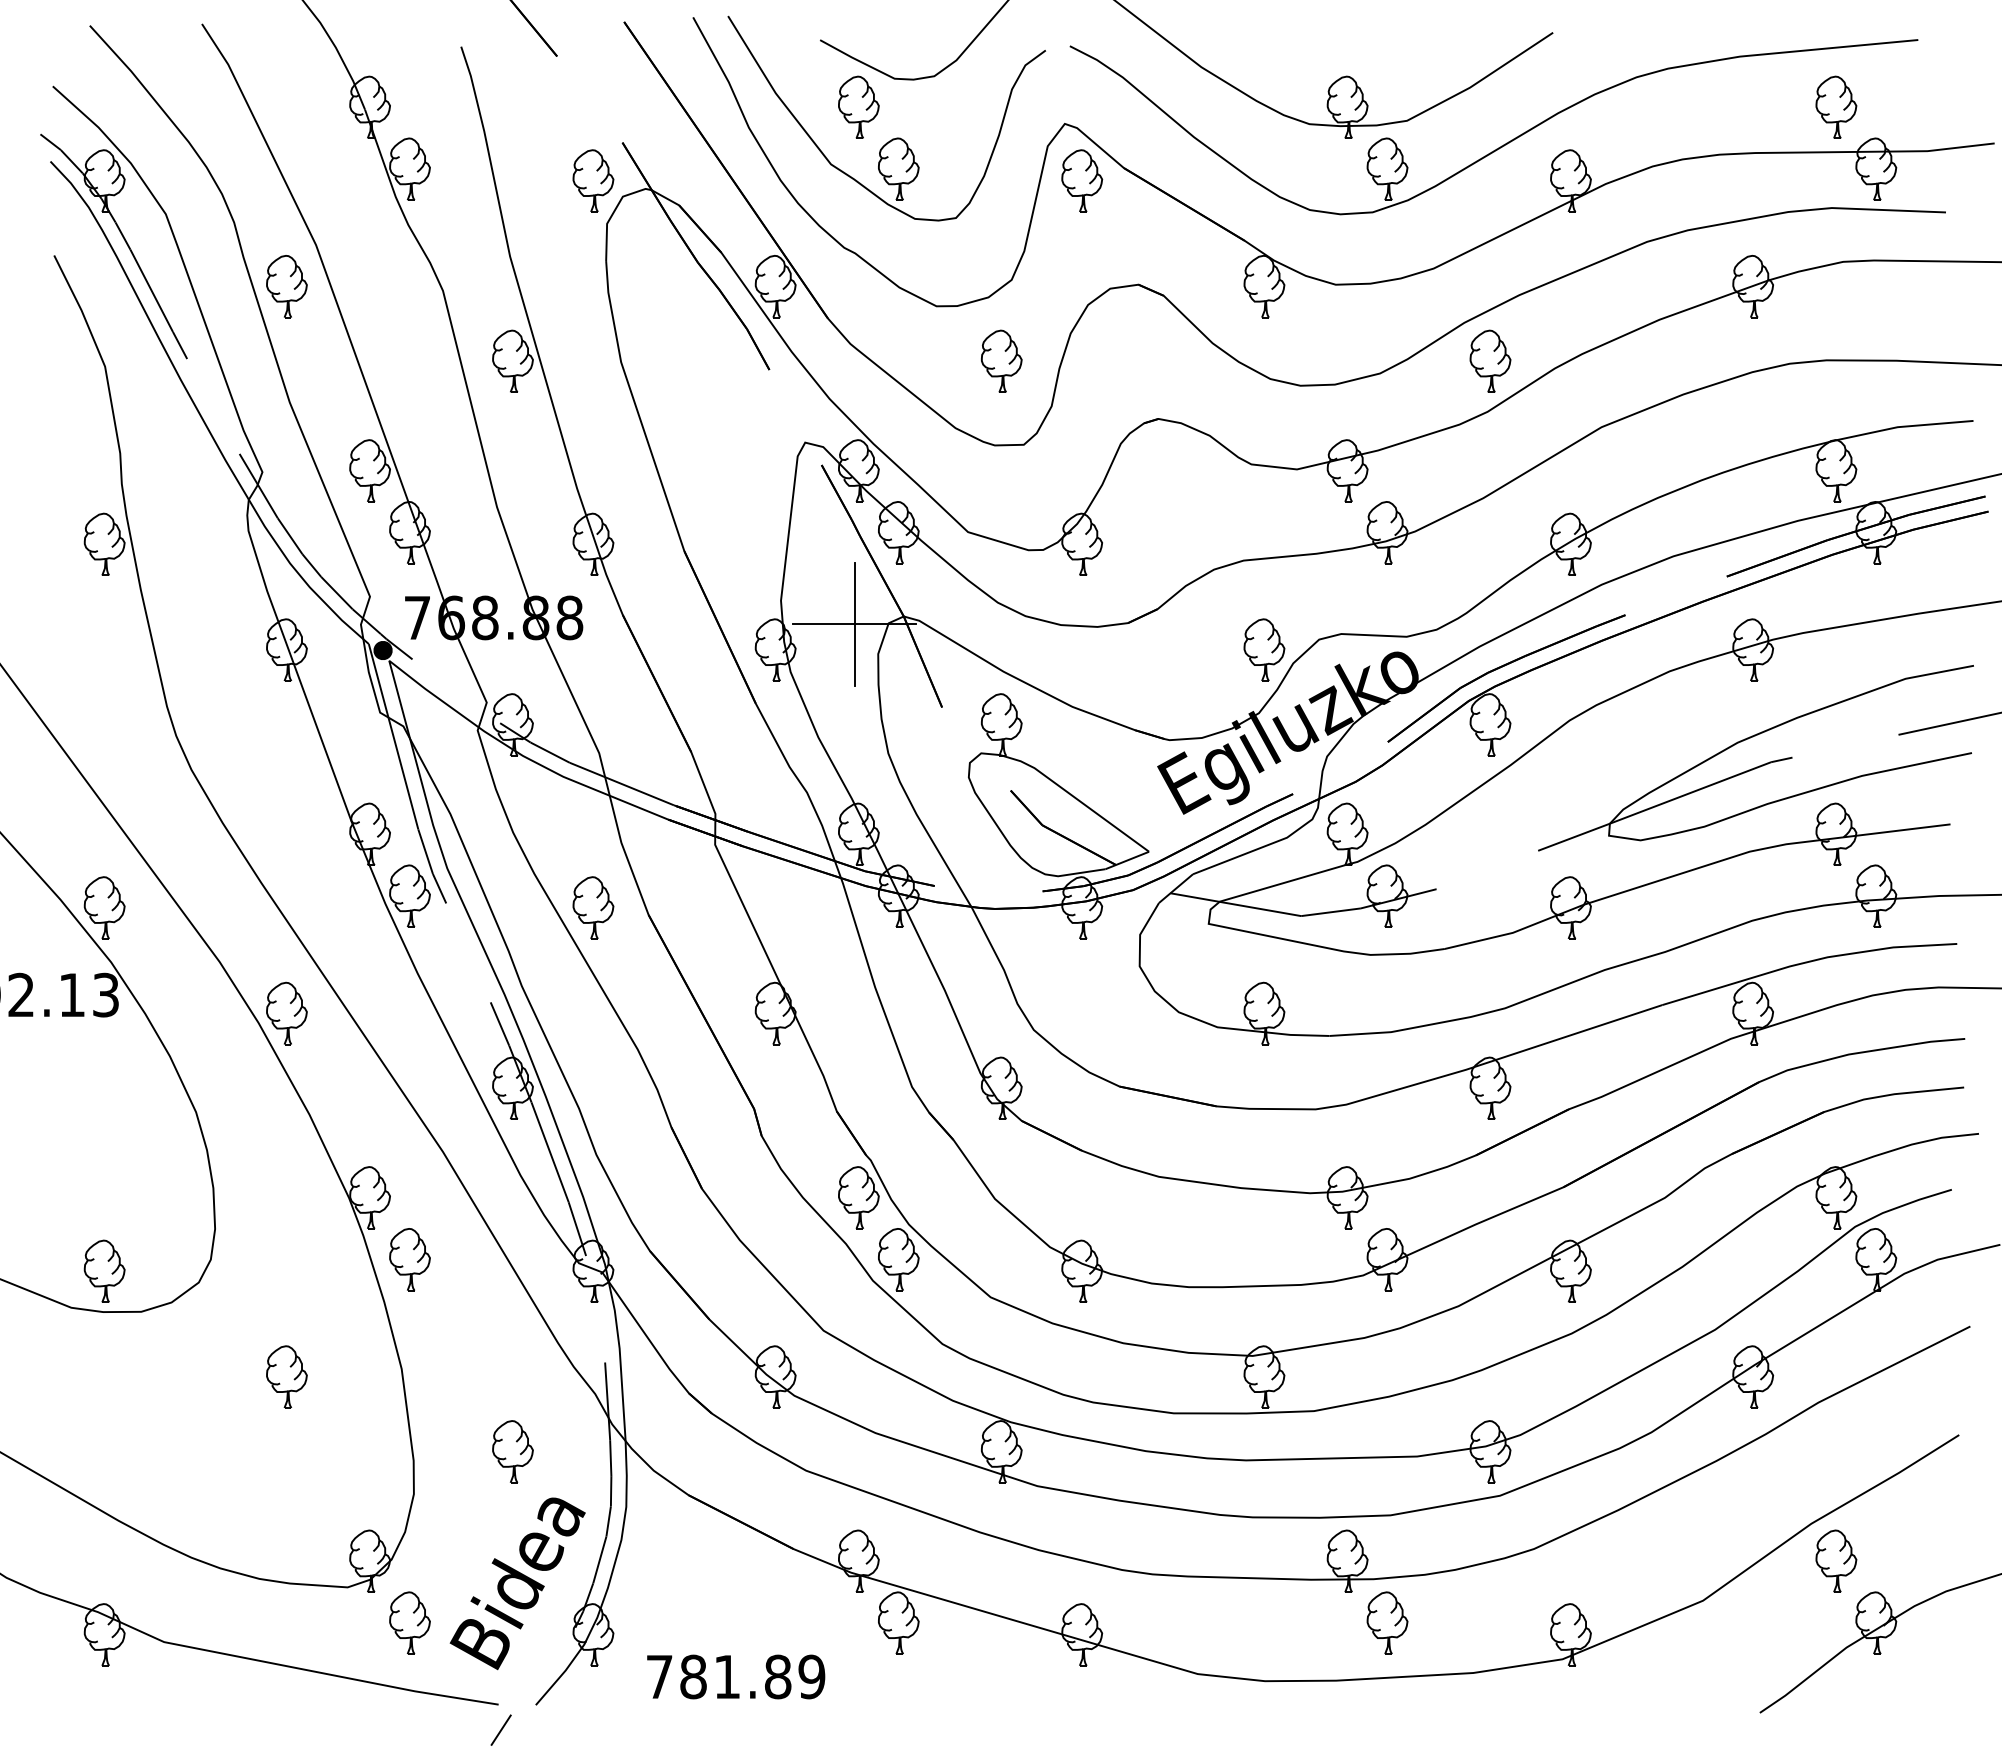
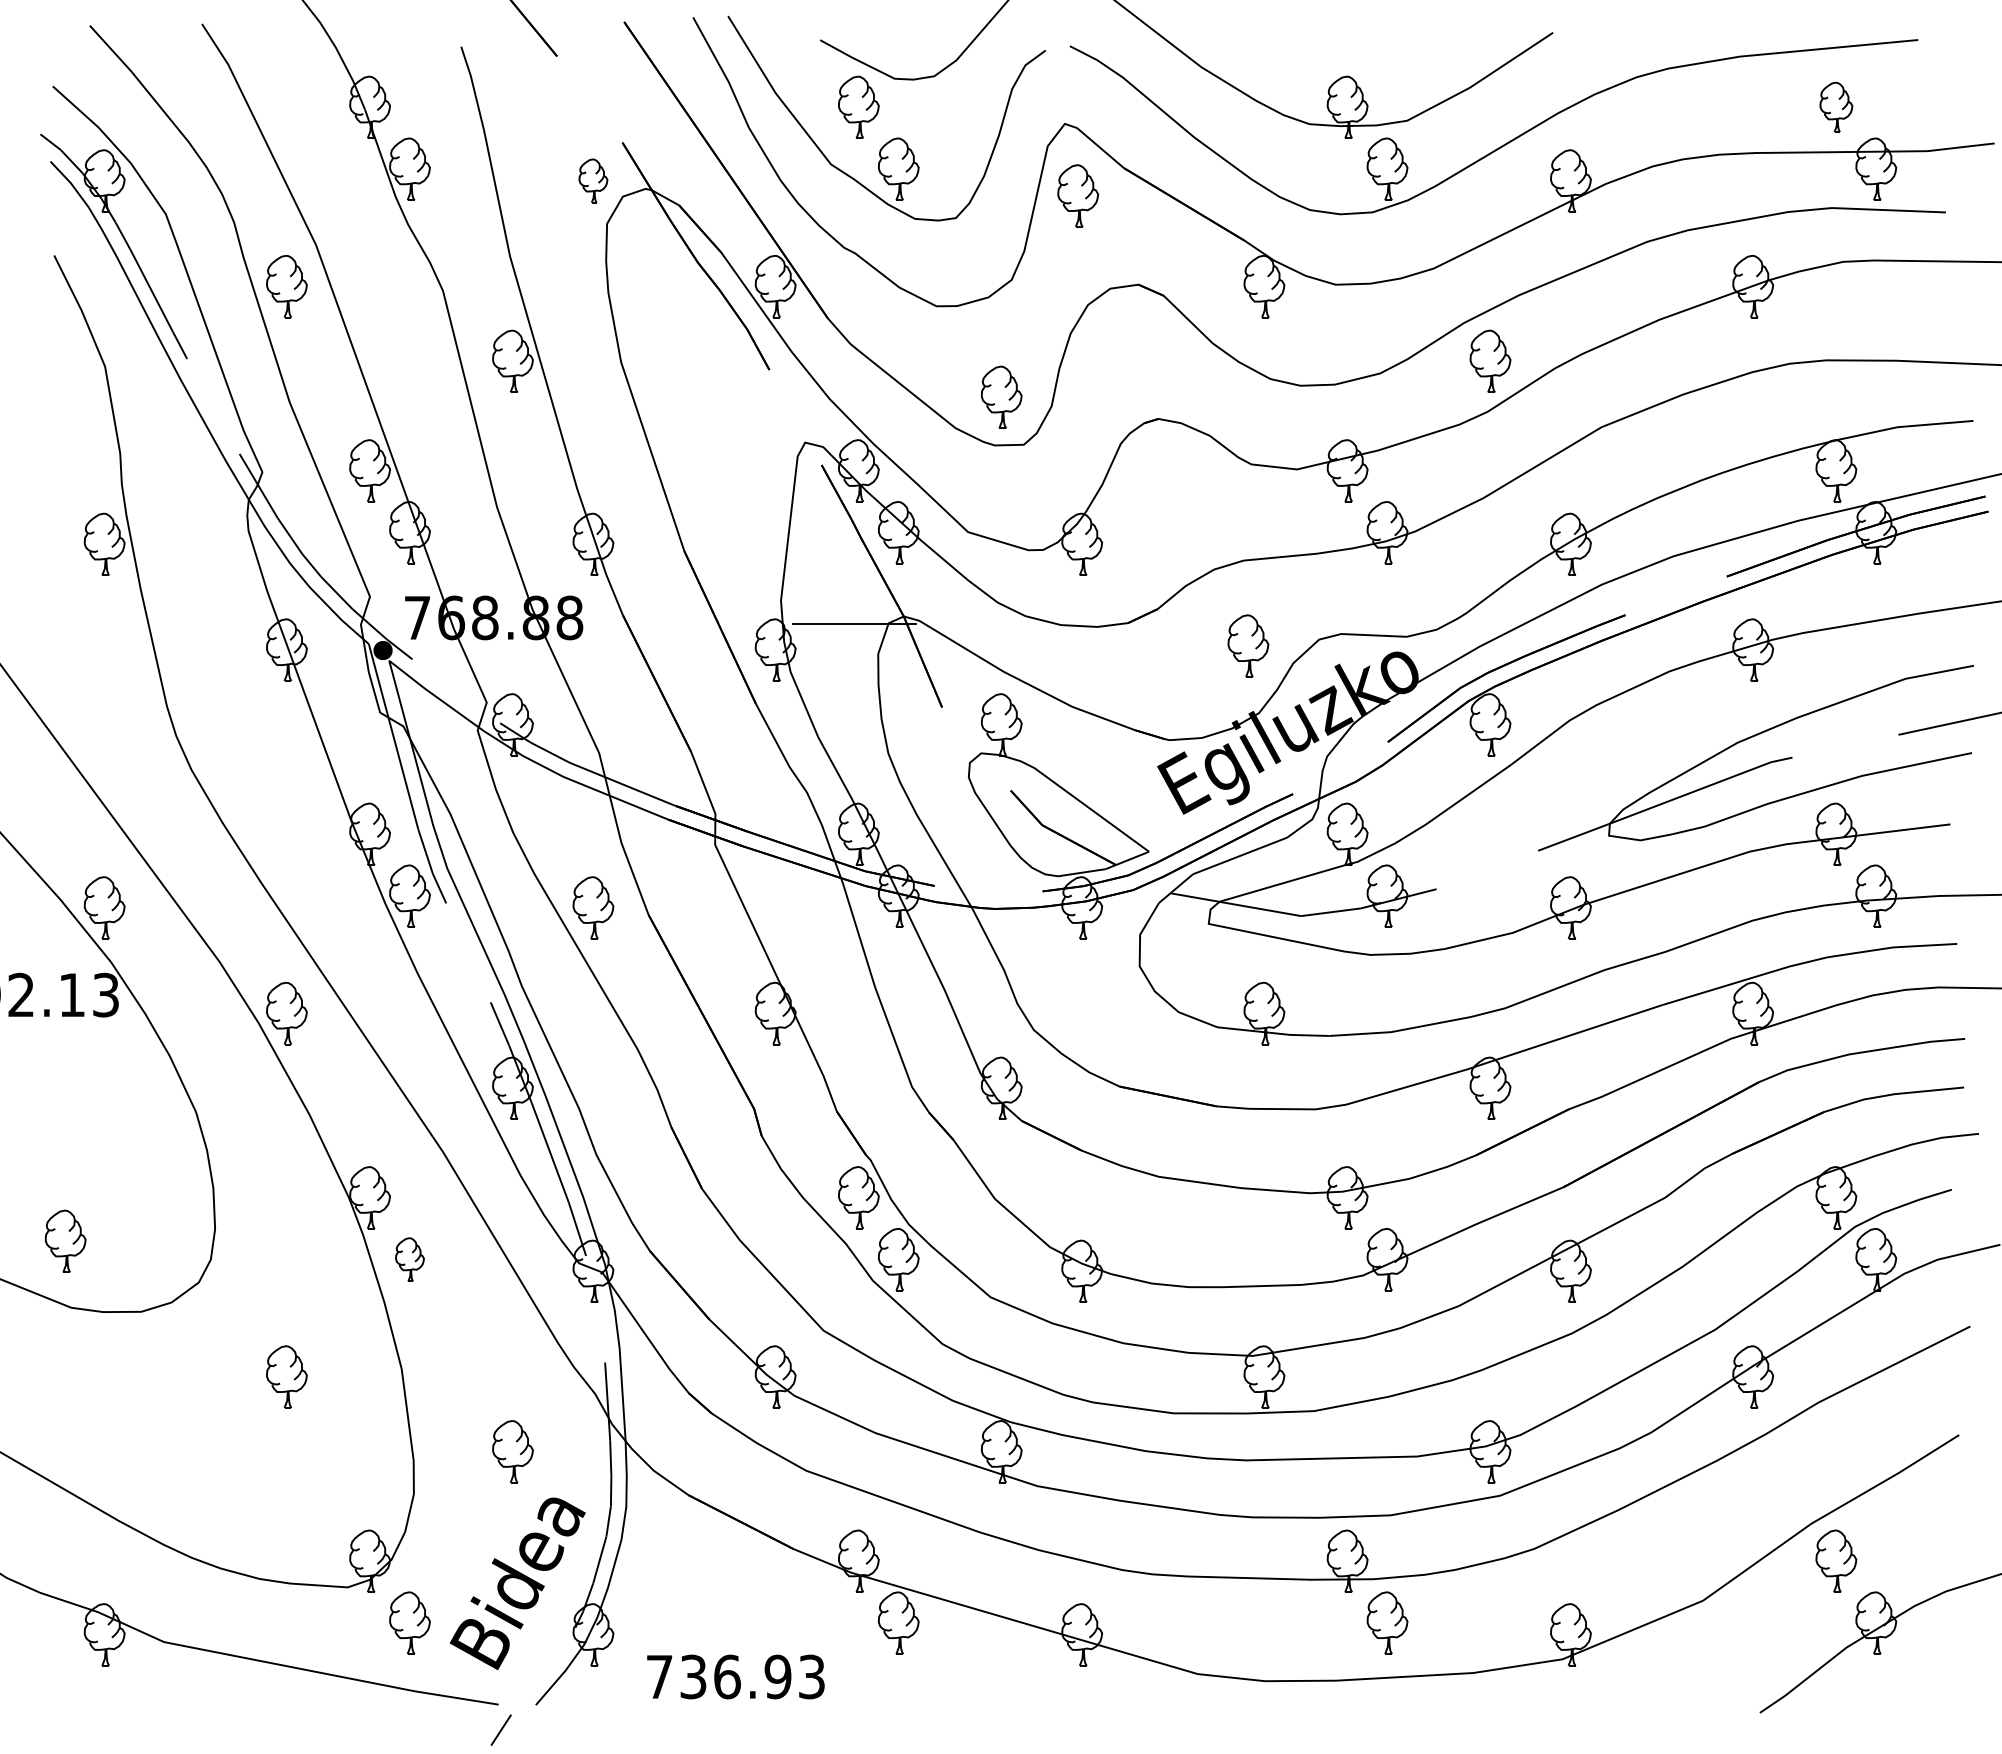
part size: 43x64 px -> 35x52 px (1836, 106)
part size: 43x64 px -> 31x46 px (593, 180)
part position: (1082, 180) -> (1078, 195) (1078, 195)
part position: (1001, 360) -> (1001, 396) (1001, 396)
line: present -> none (854, 623)
part position: (1264, 649) -> (1248, 645) (1248, 645)
part size: 42x64 px -> 30x45 px (409, 1259)
part position: (104, 1270) -> (65, 1240) (65, 1240)
text: 781.89 -> 736.93 (752, 1676)
